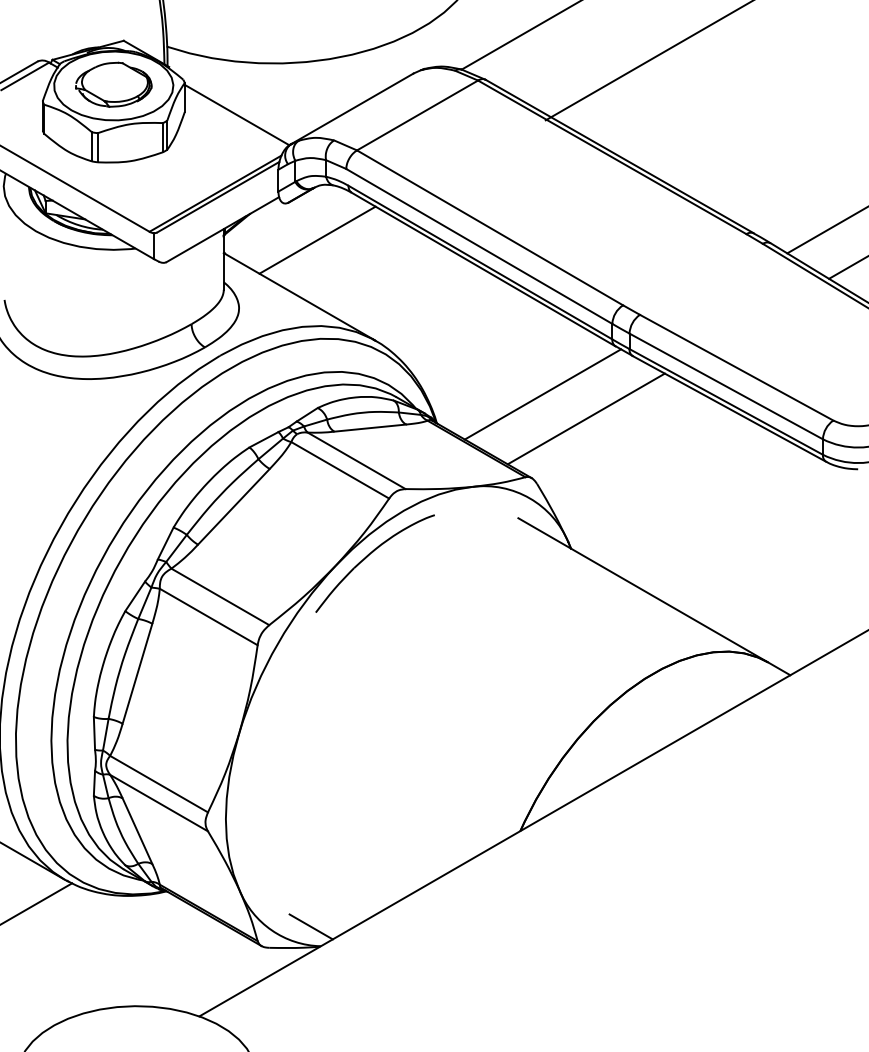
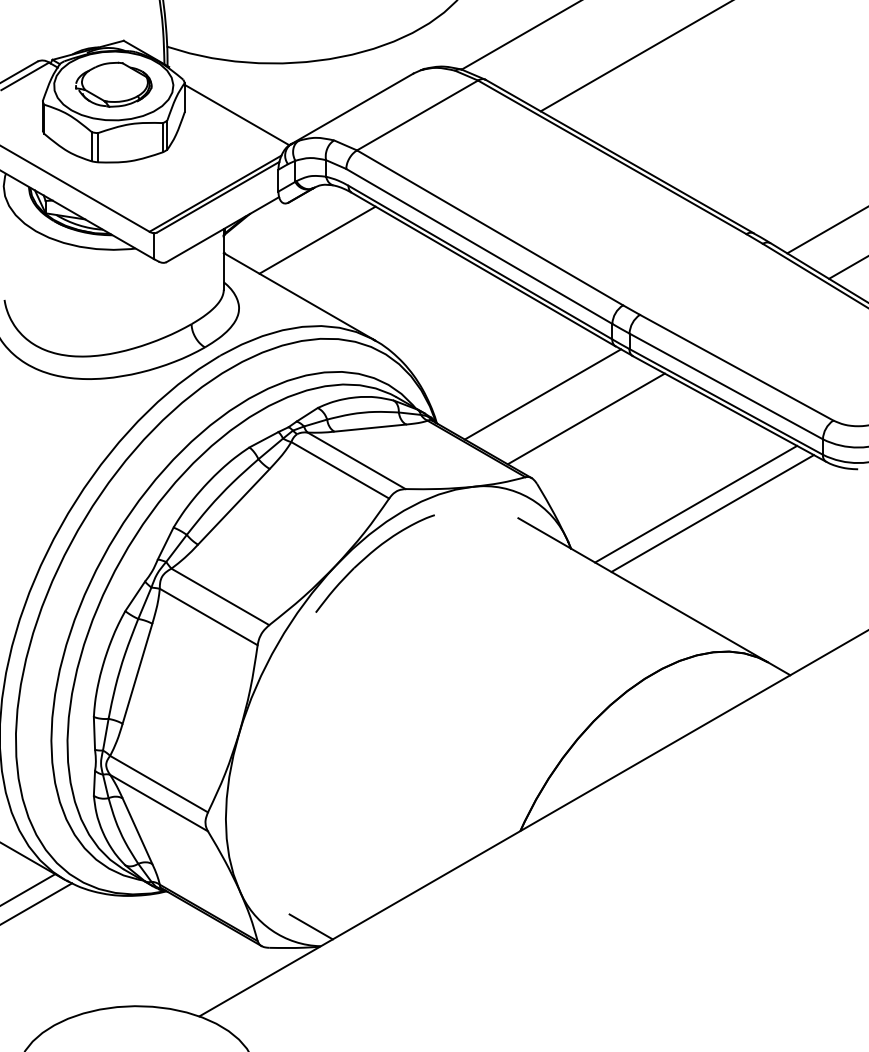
line position: (647, 61) -> (634, 56) (634, 56)
line: none -> present (696, 503)
line: none -> present (712, 513)
line: none -> present (28, 889)
